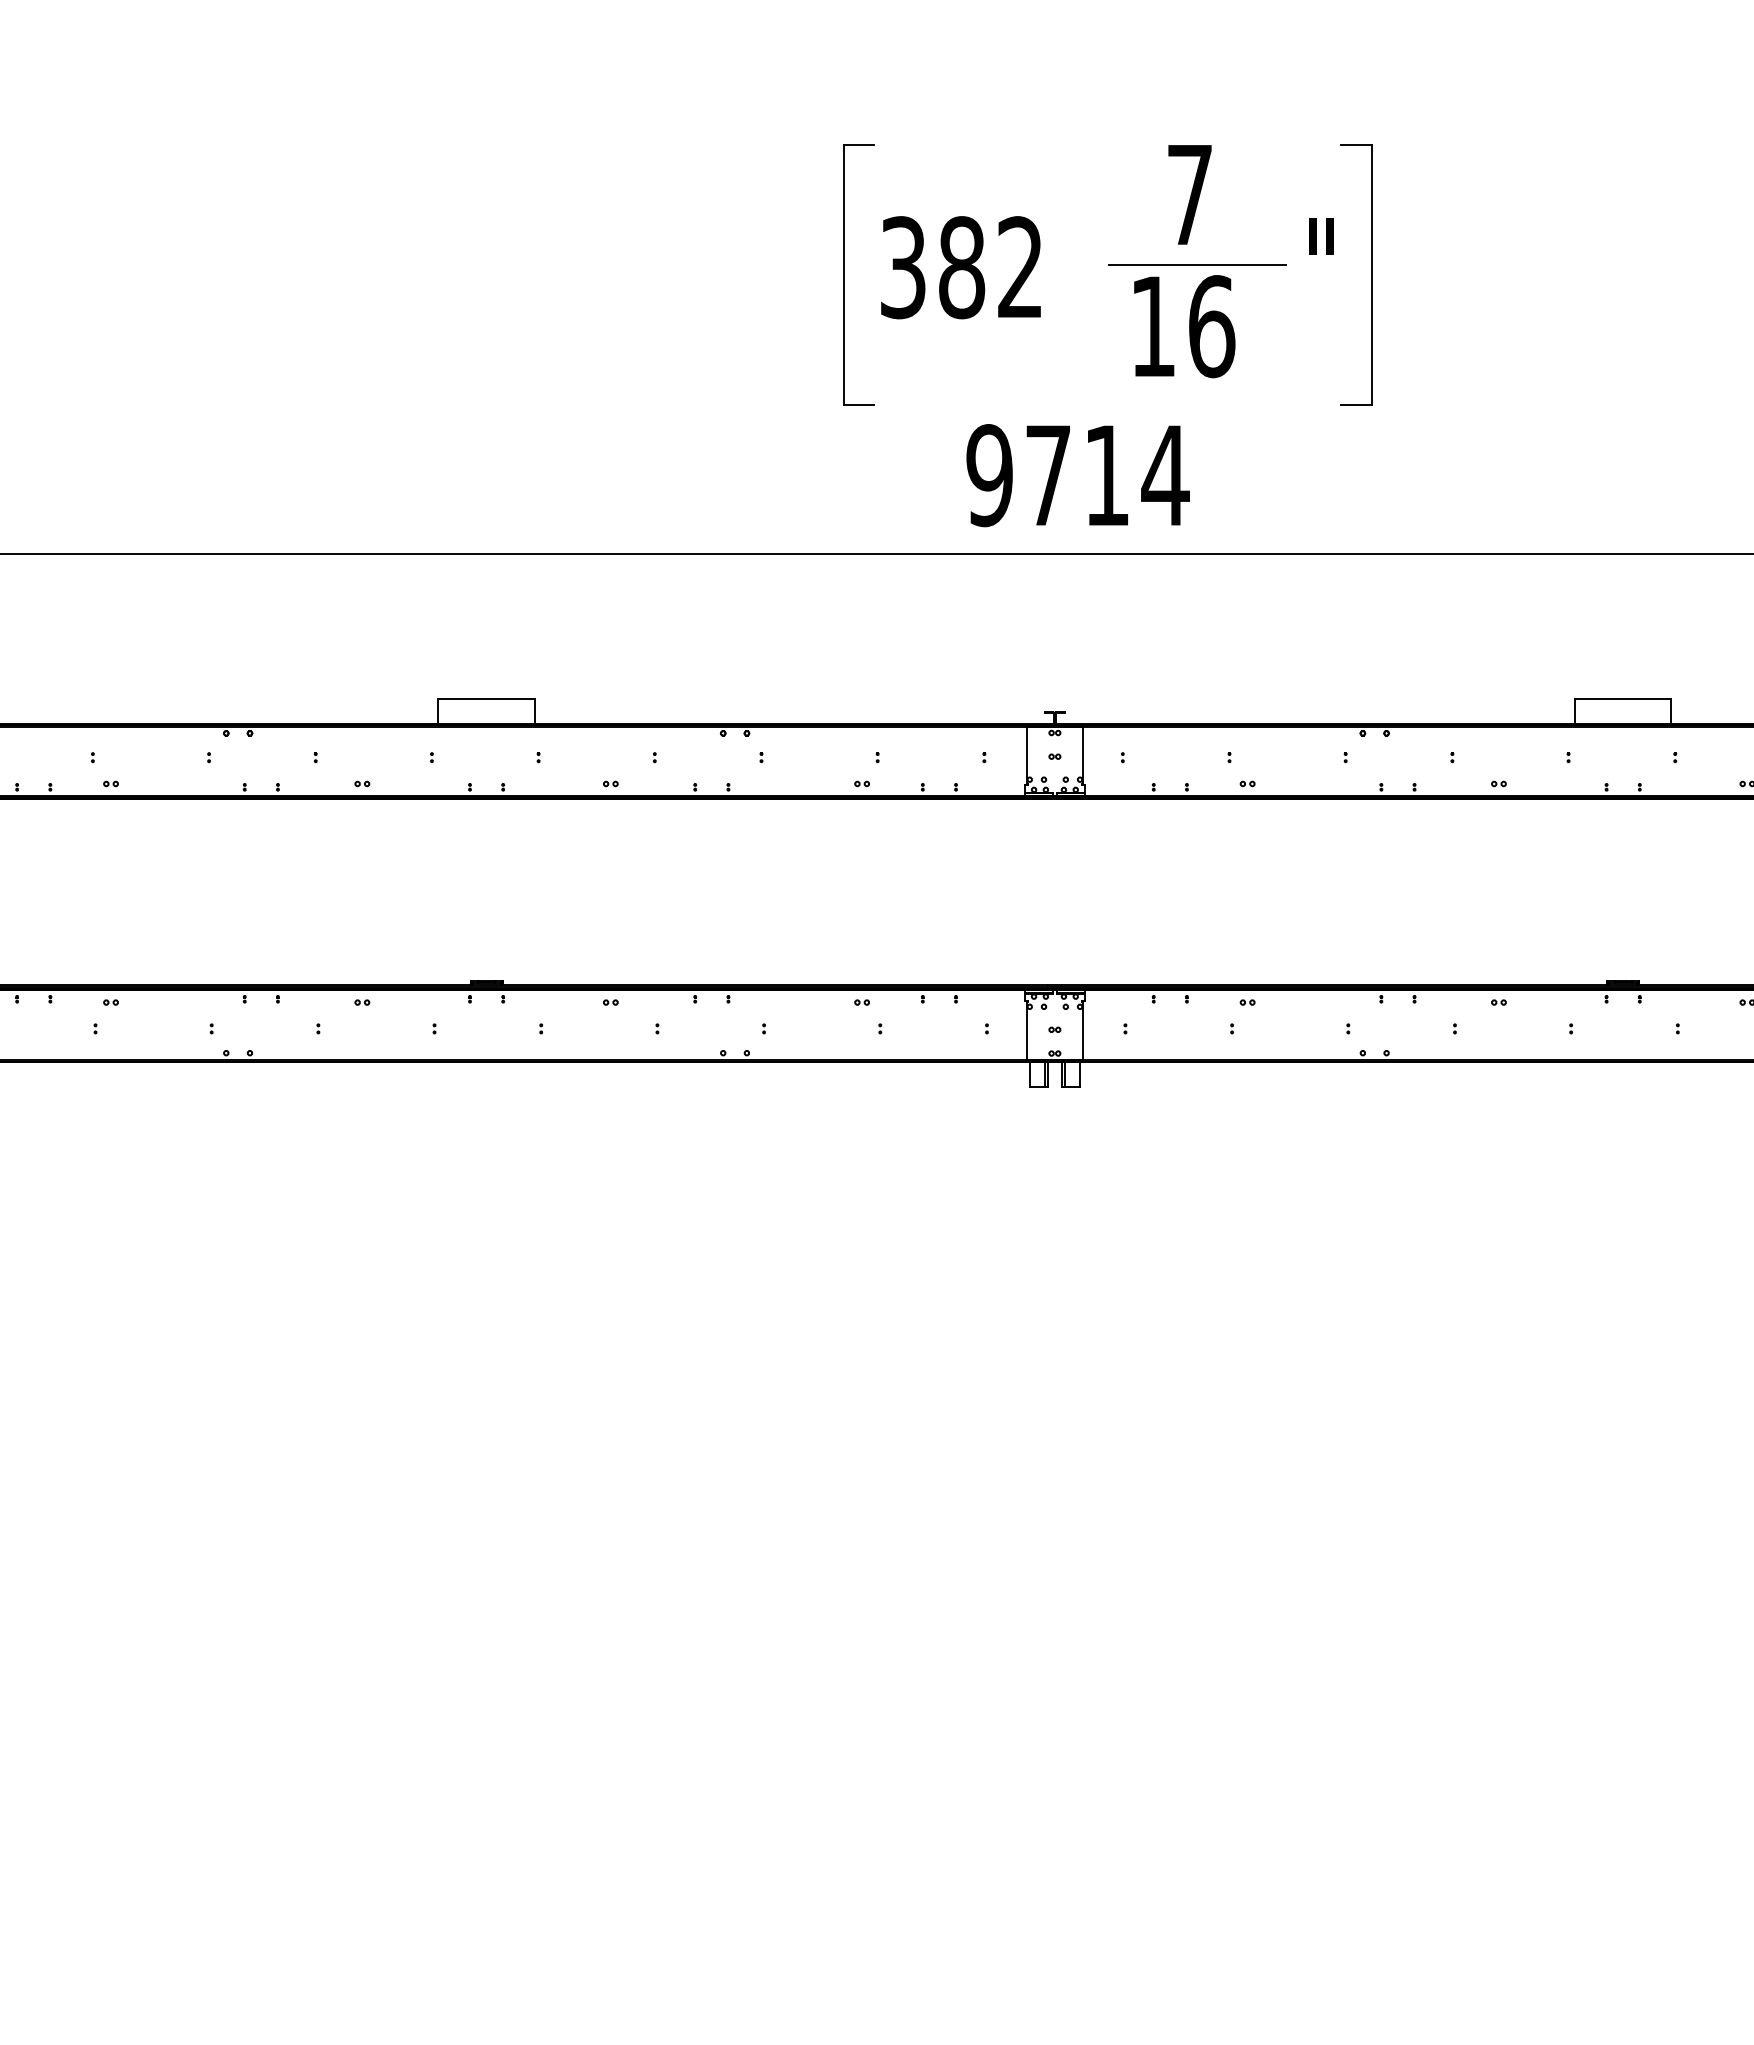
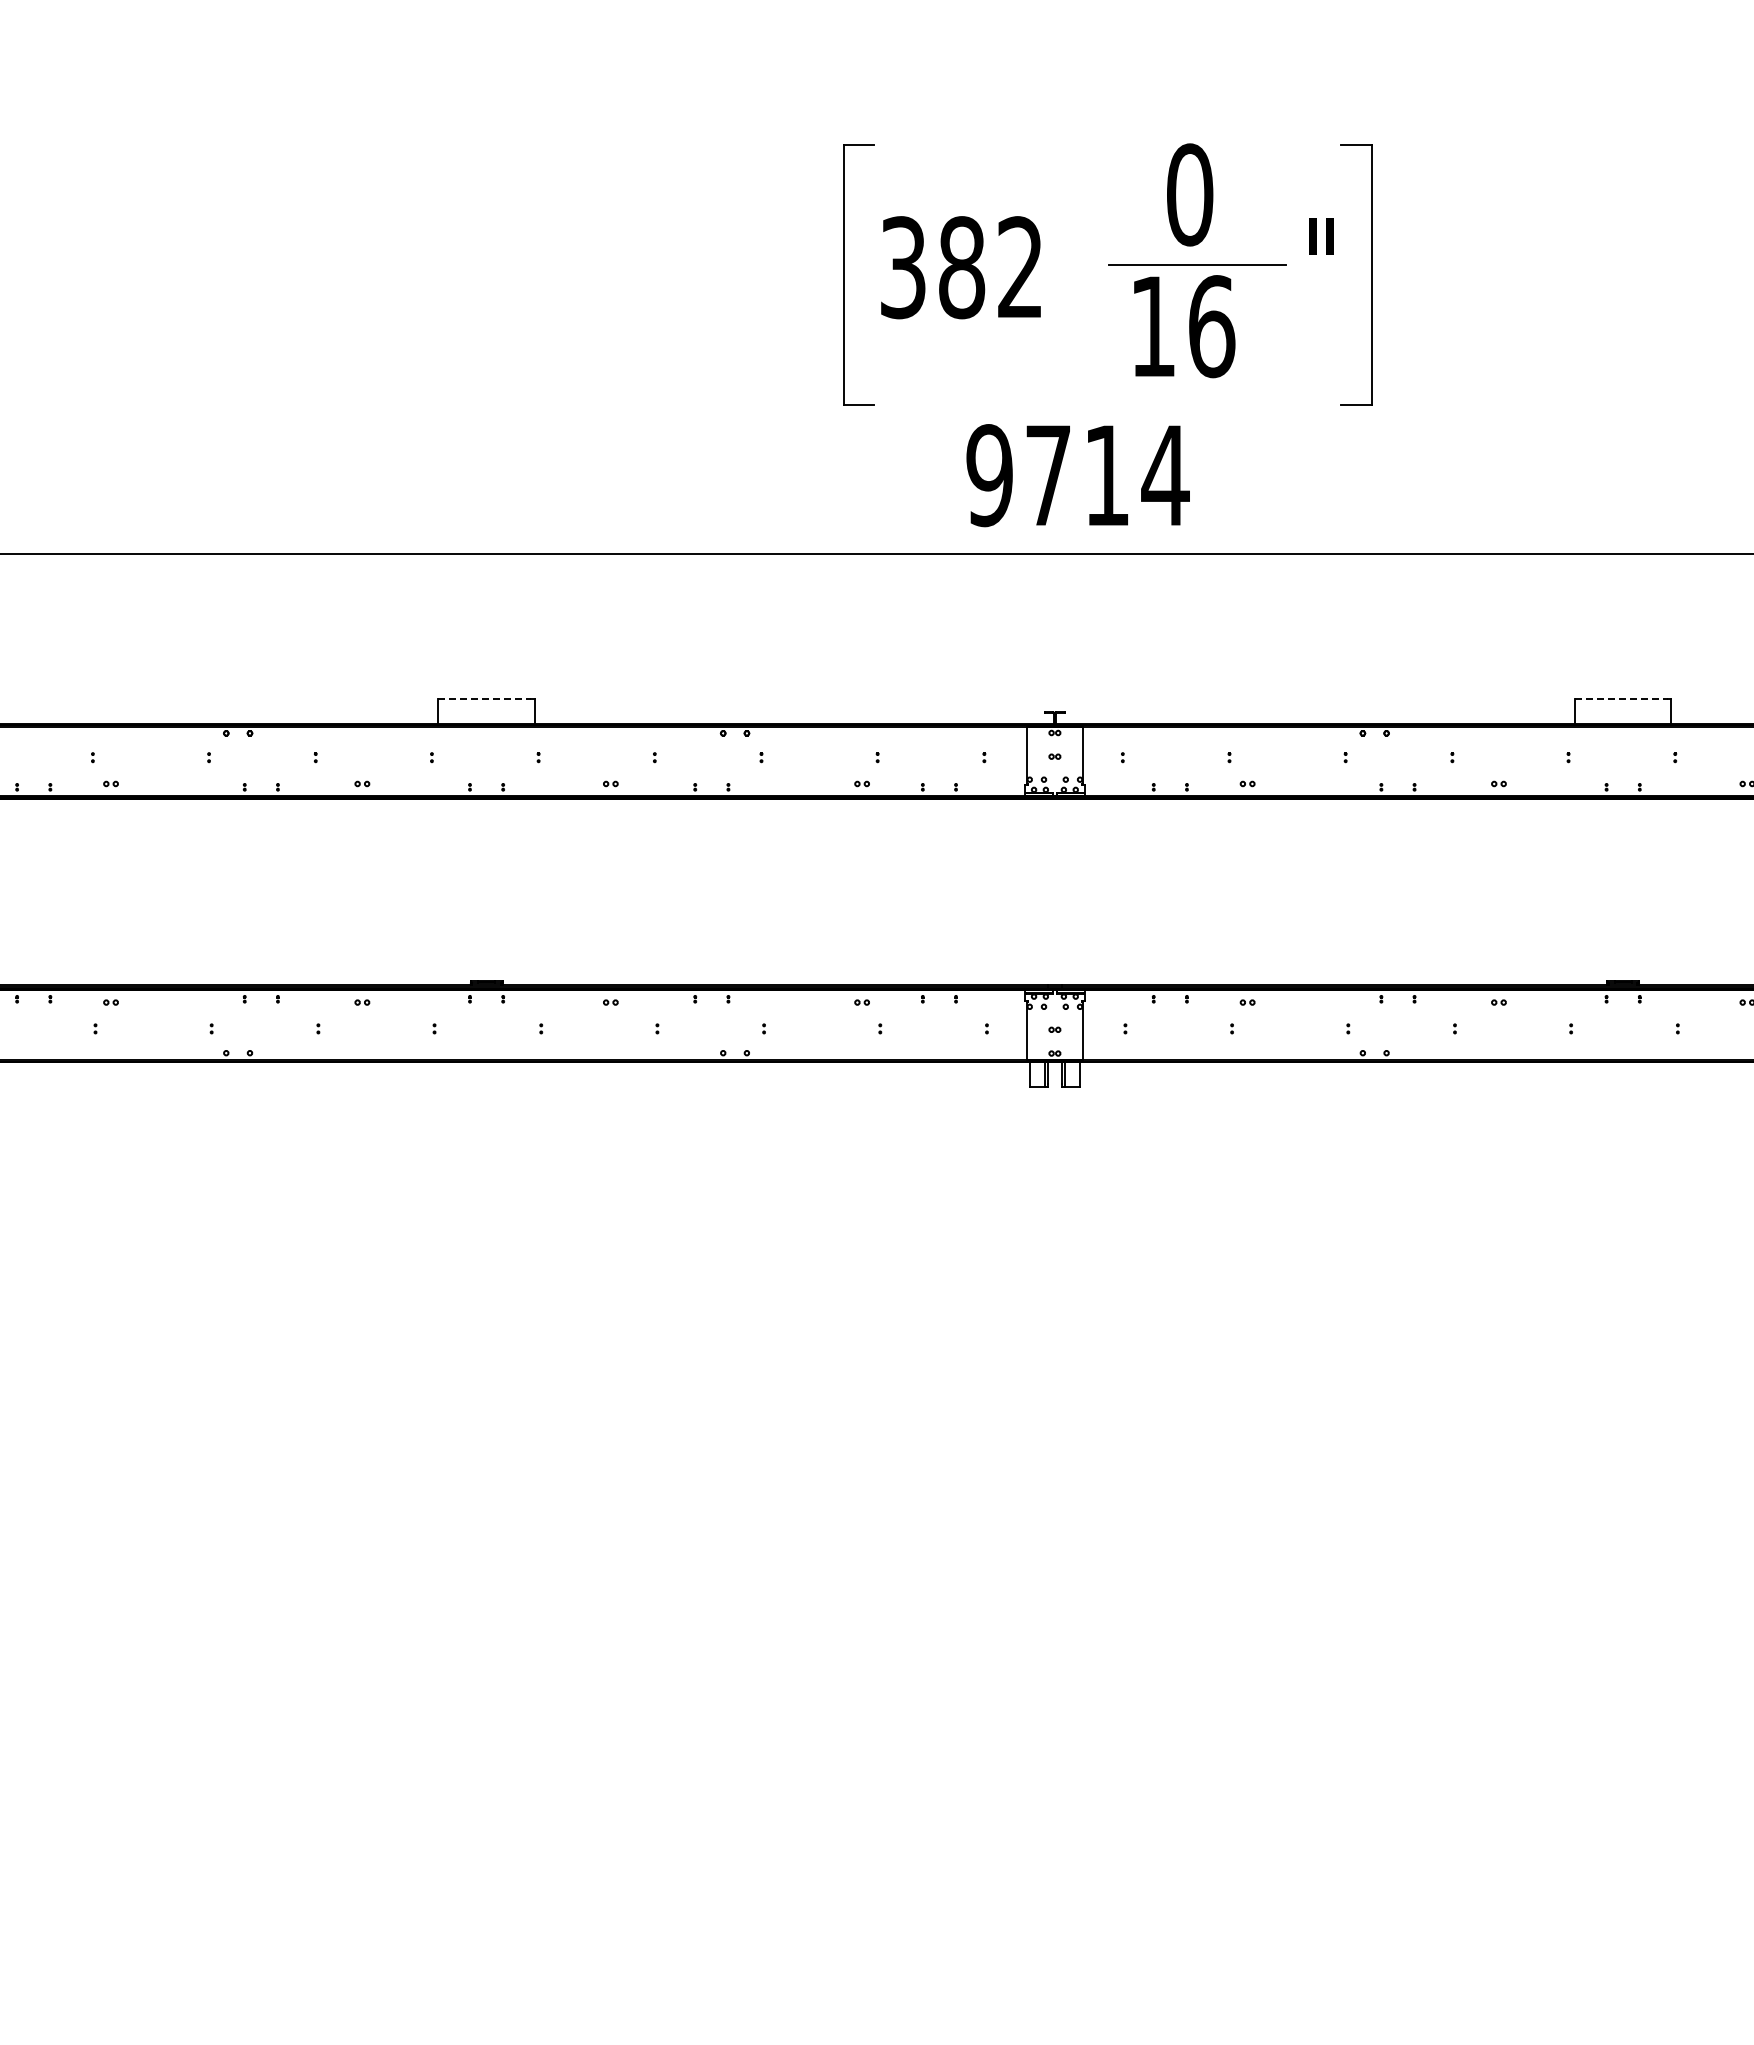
text: 7 -> 0 (1190, 194)
line: solid -> dashed (485, 699)
line: solid -> dashed (1621, 699)
